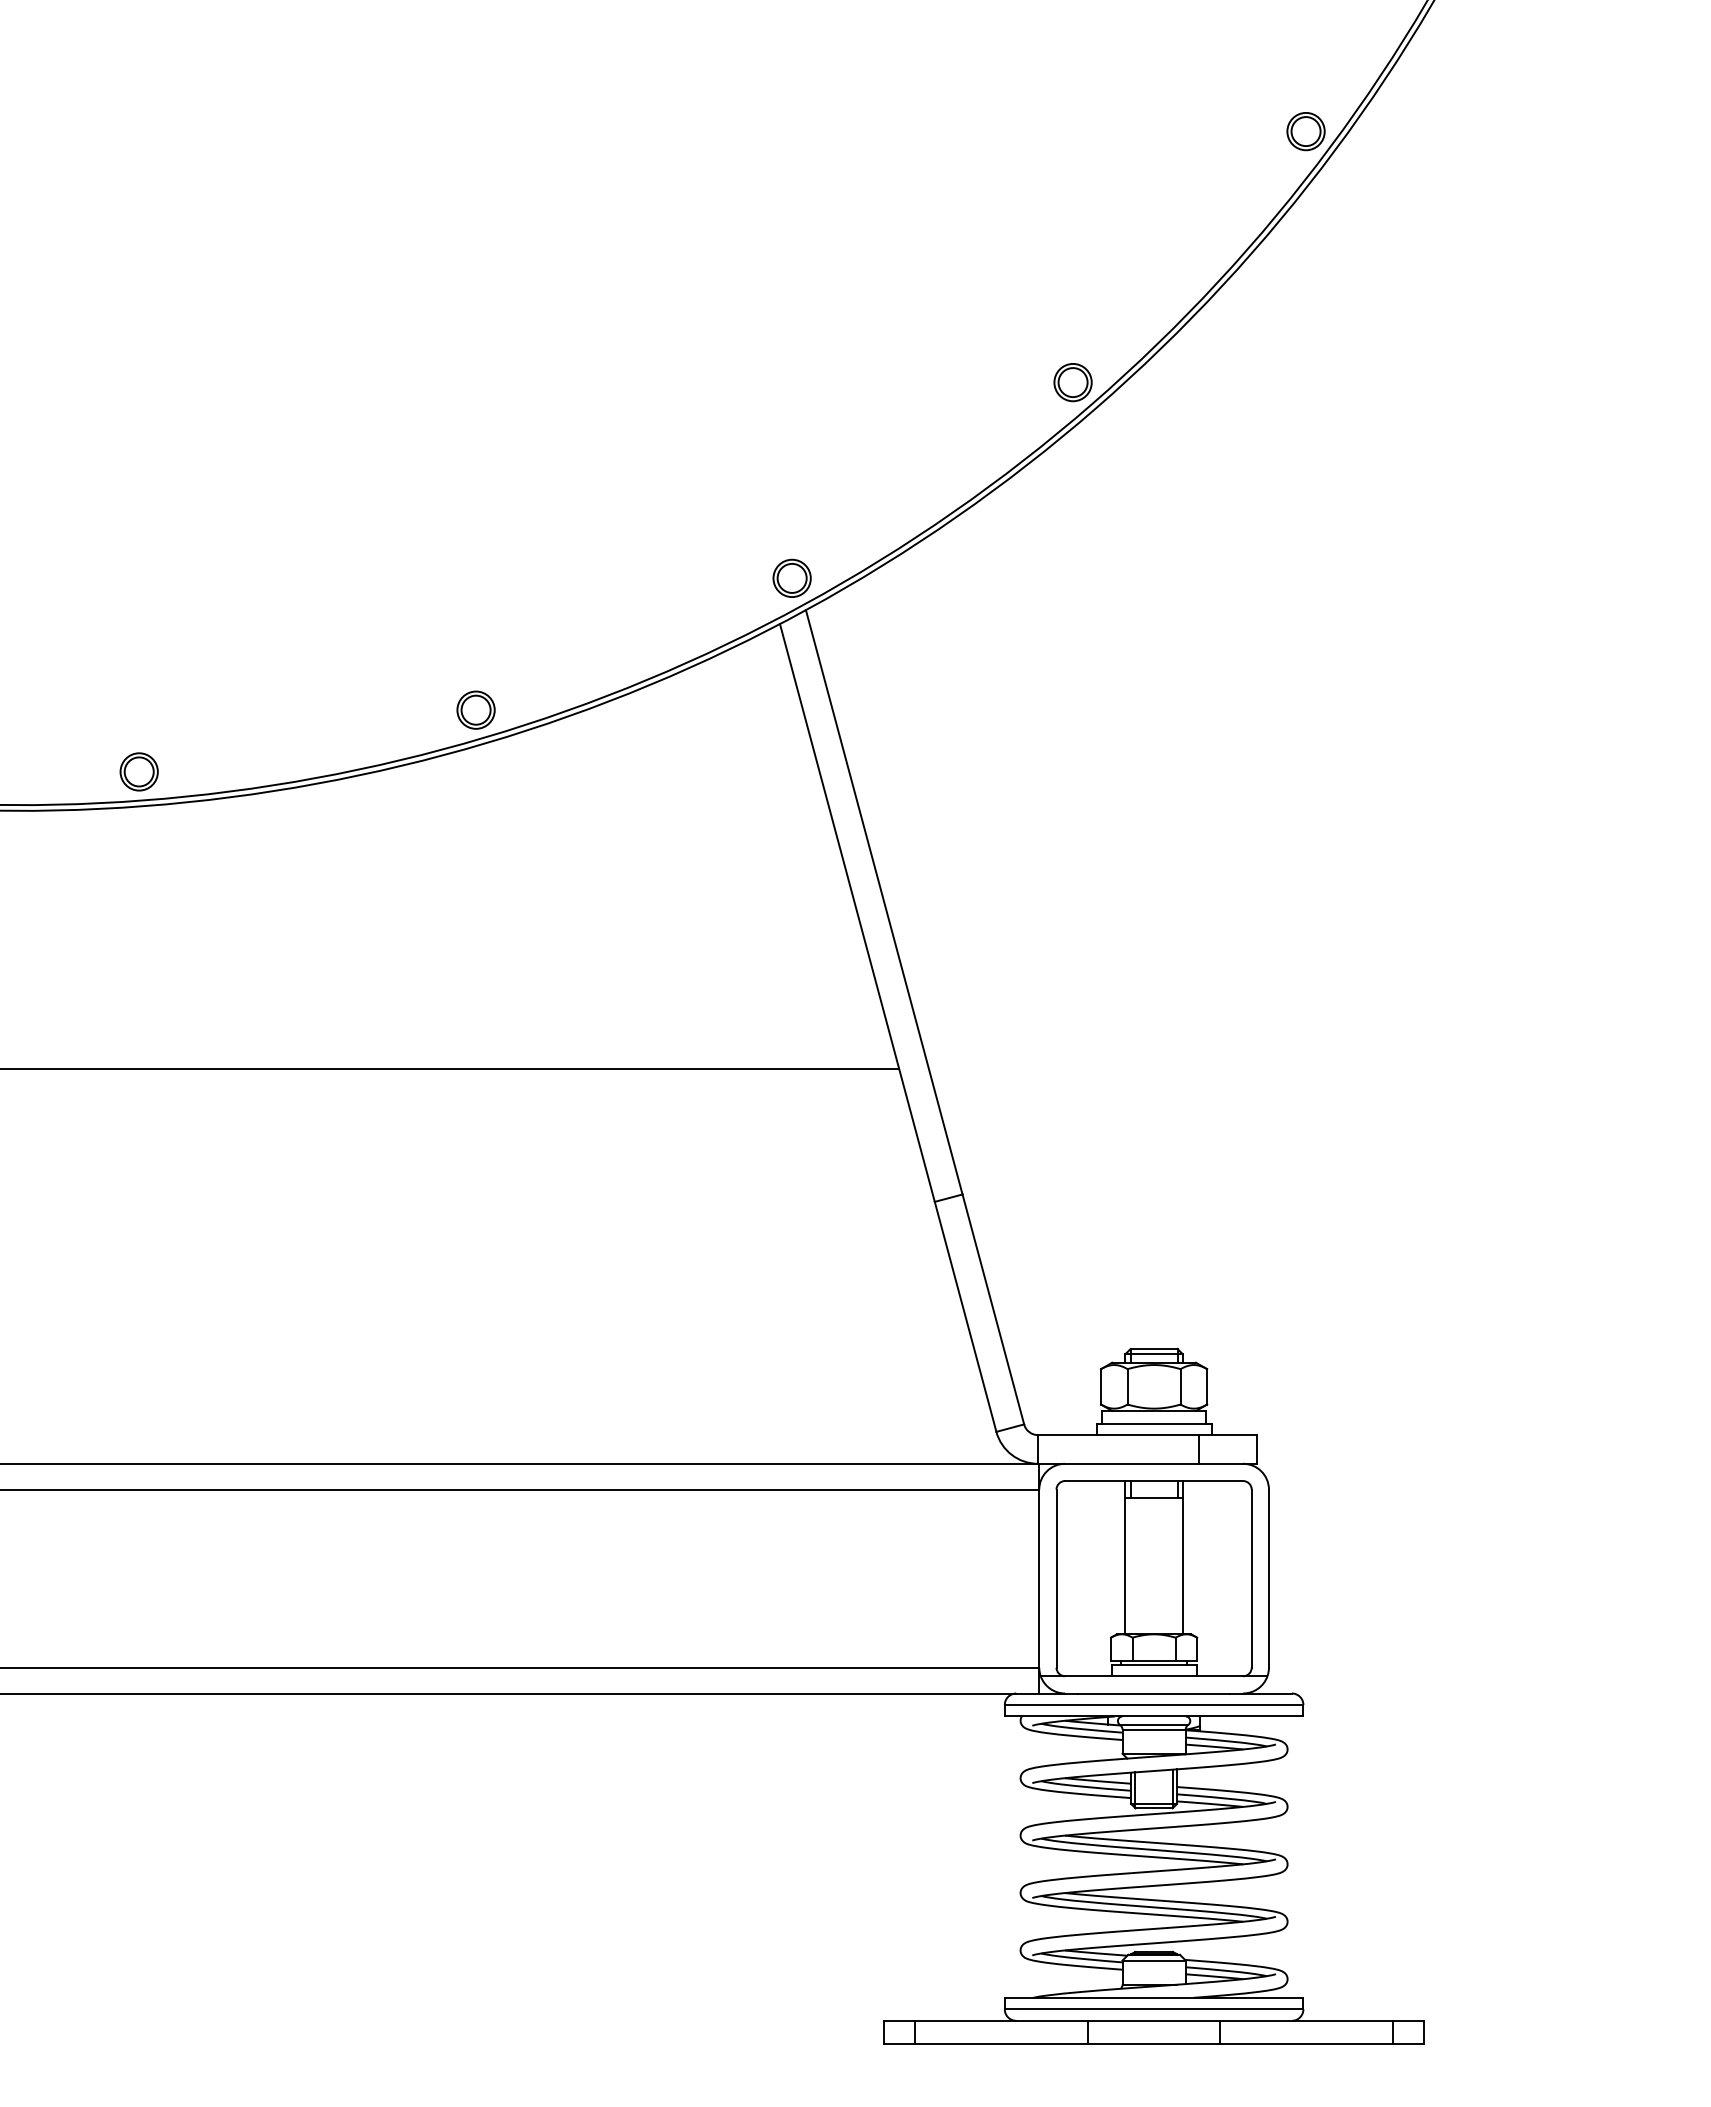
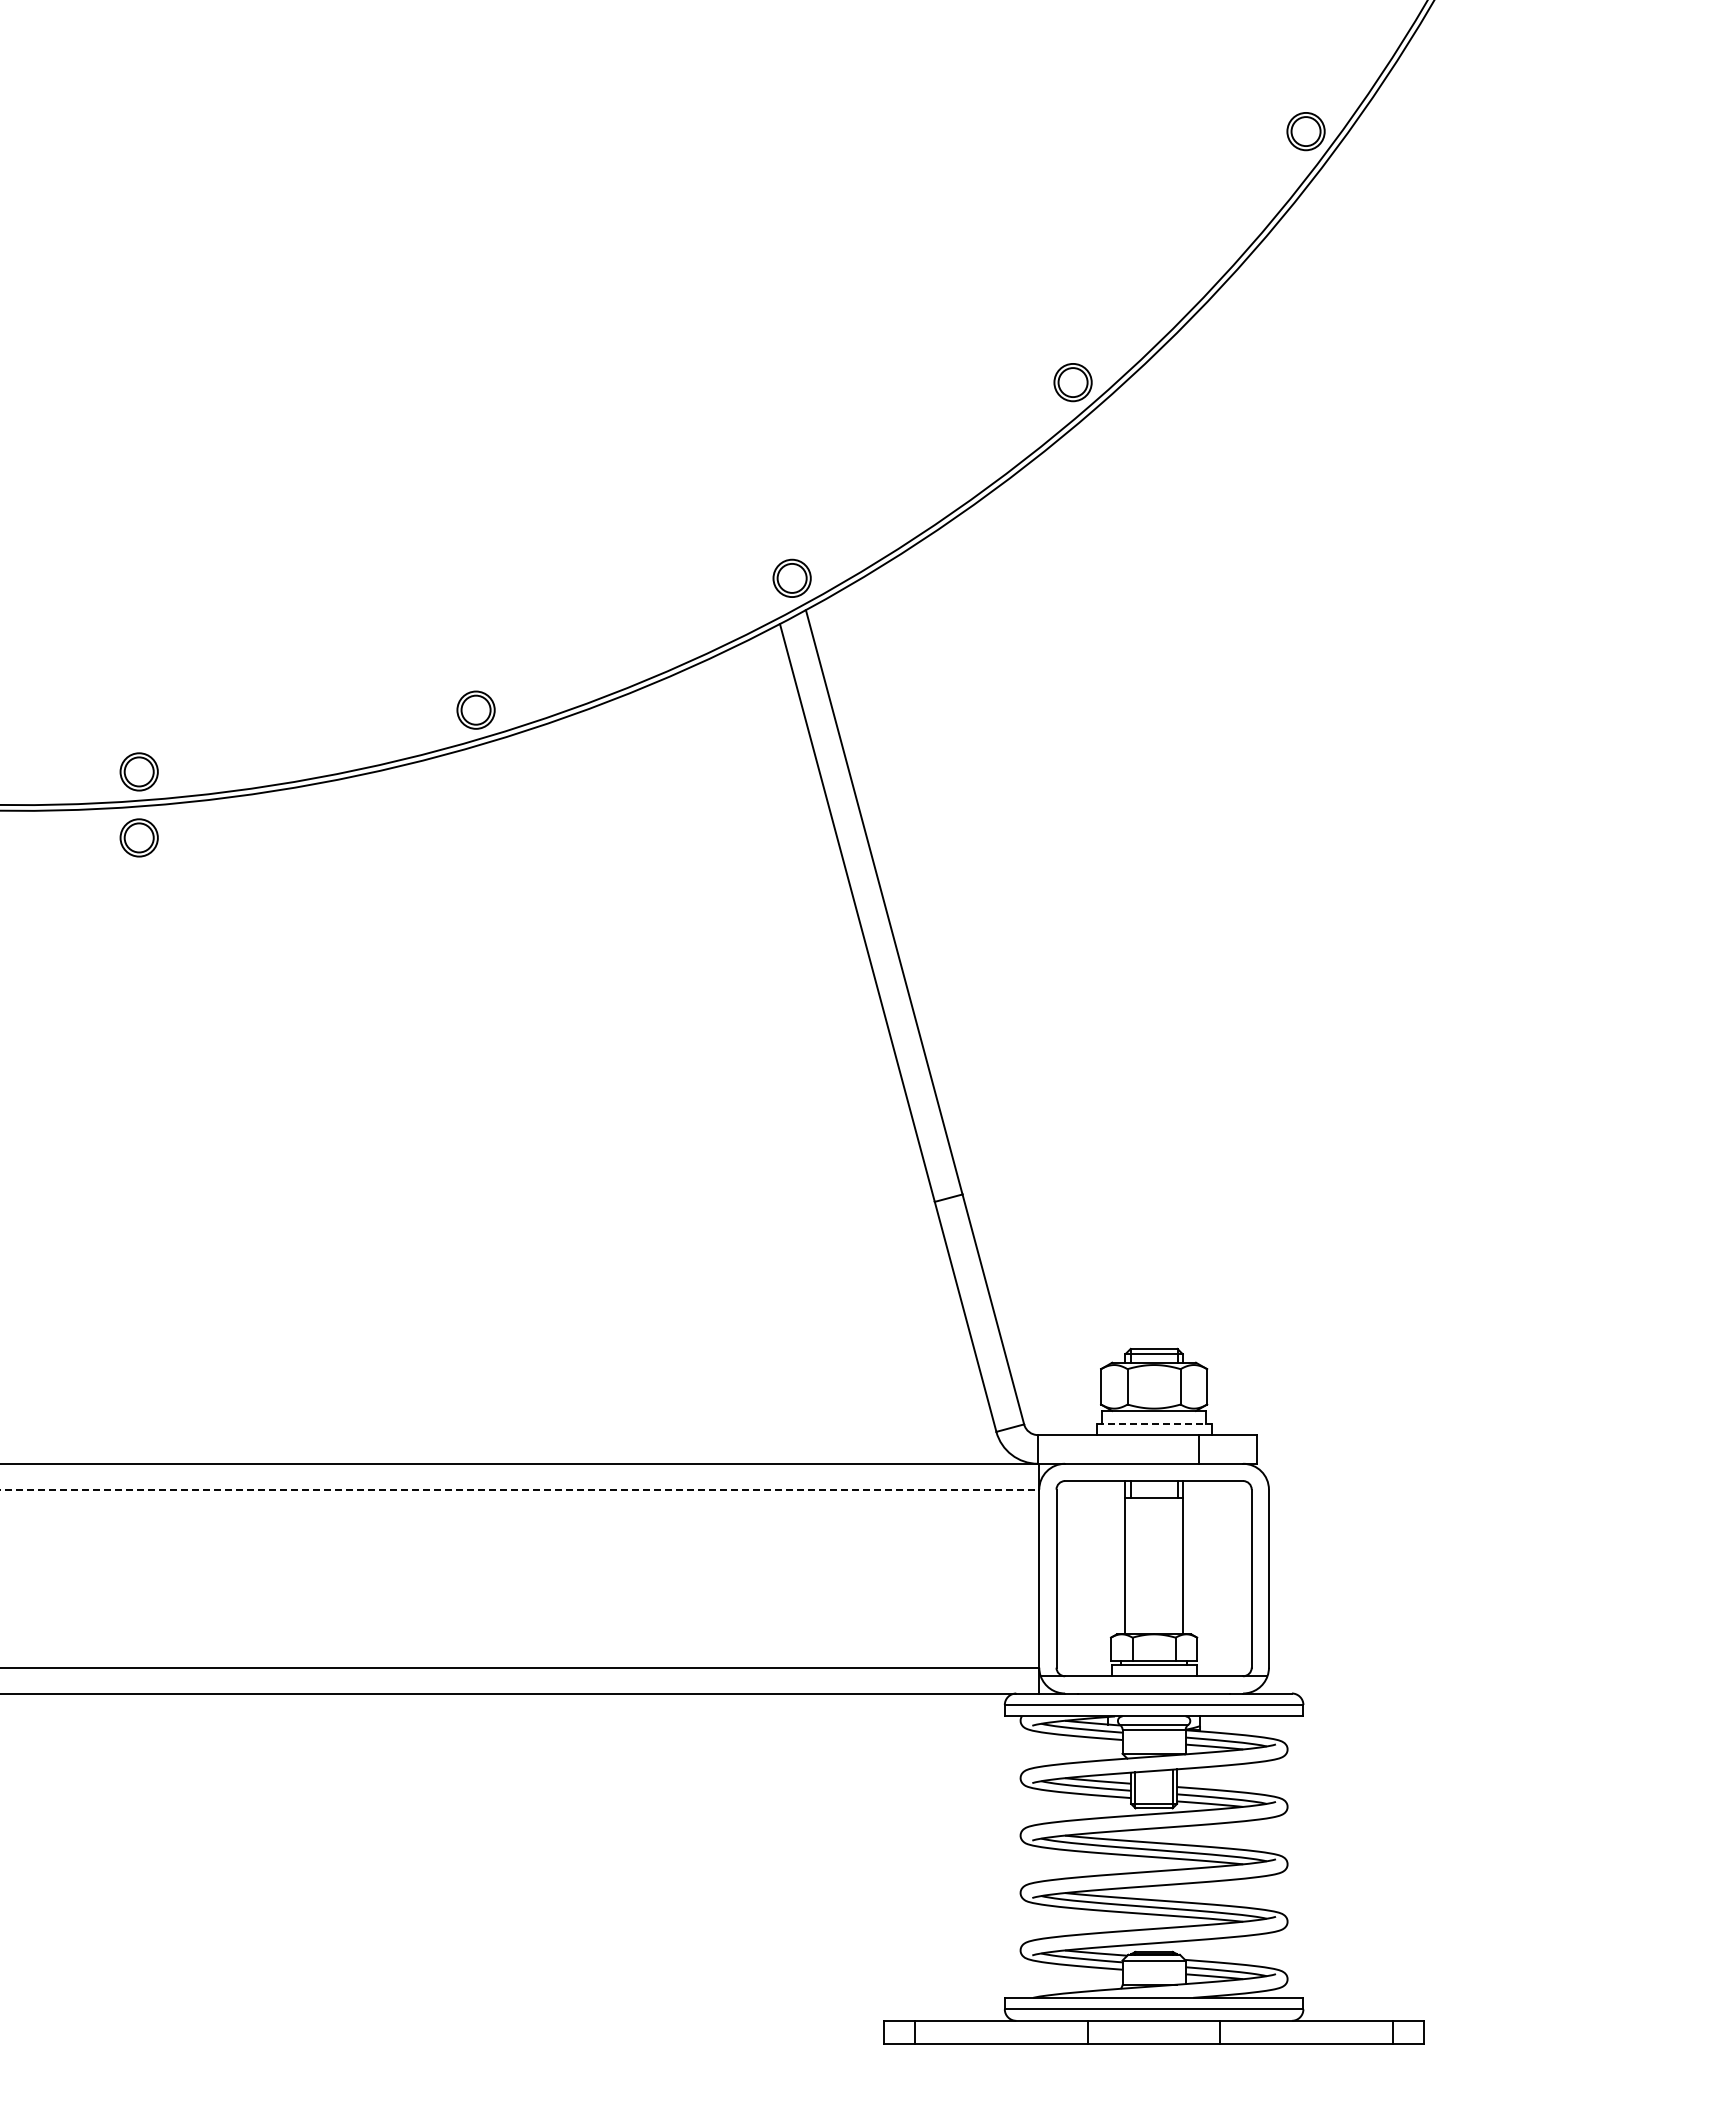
part: none -> present (138, 837)
line: present -> none (450, 1069)
line: solid -> dashed (1154, 1423)
line: solid -> dashed (520, 1489)
